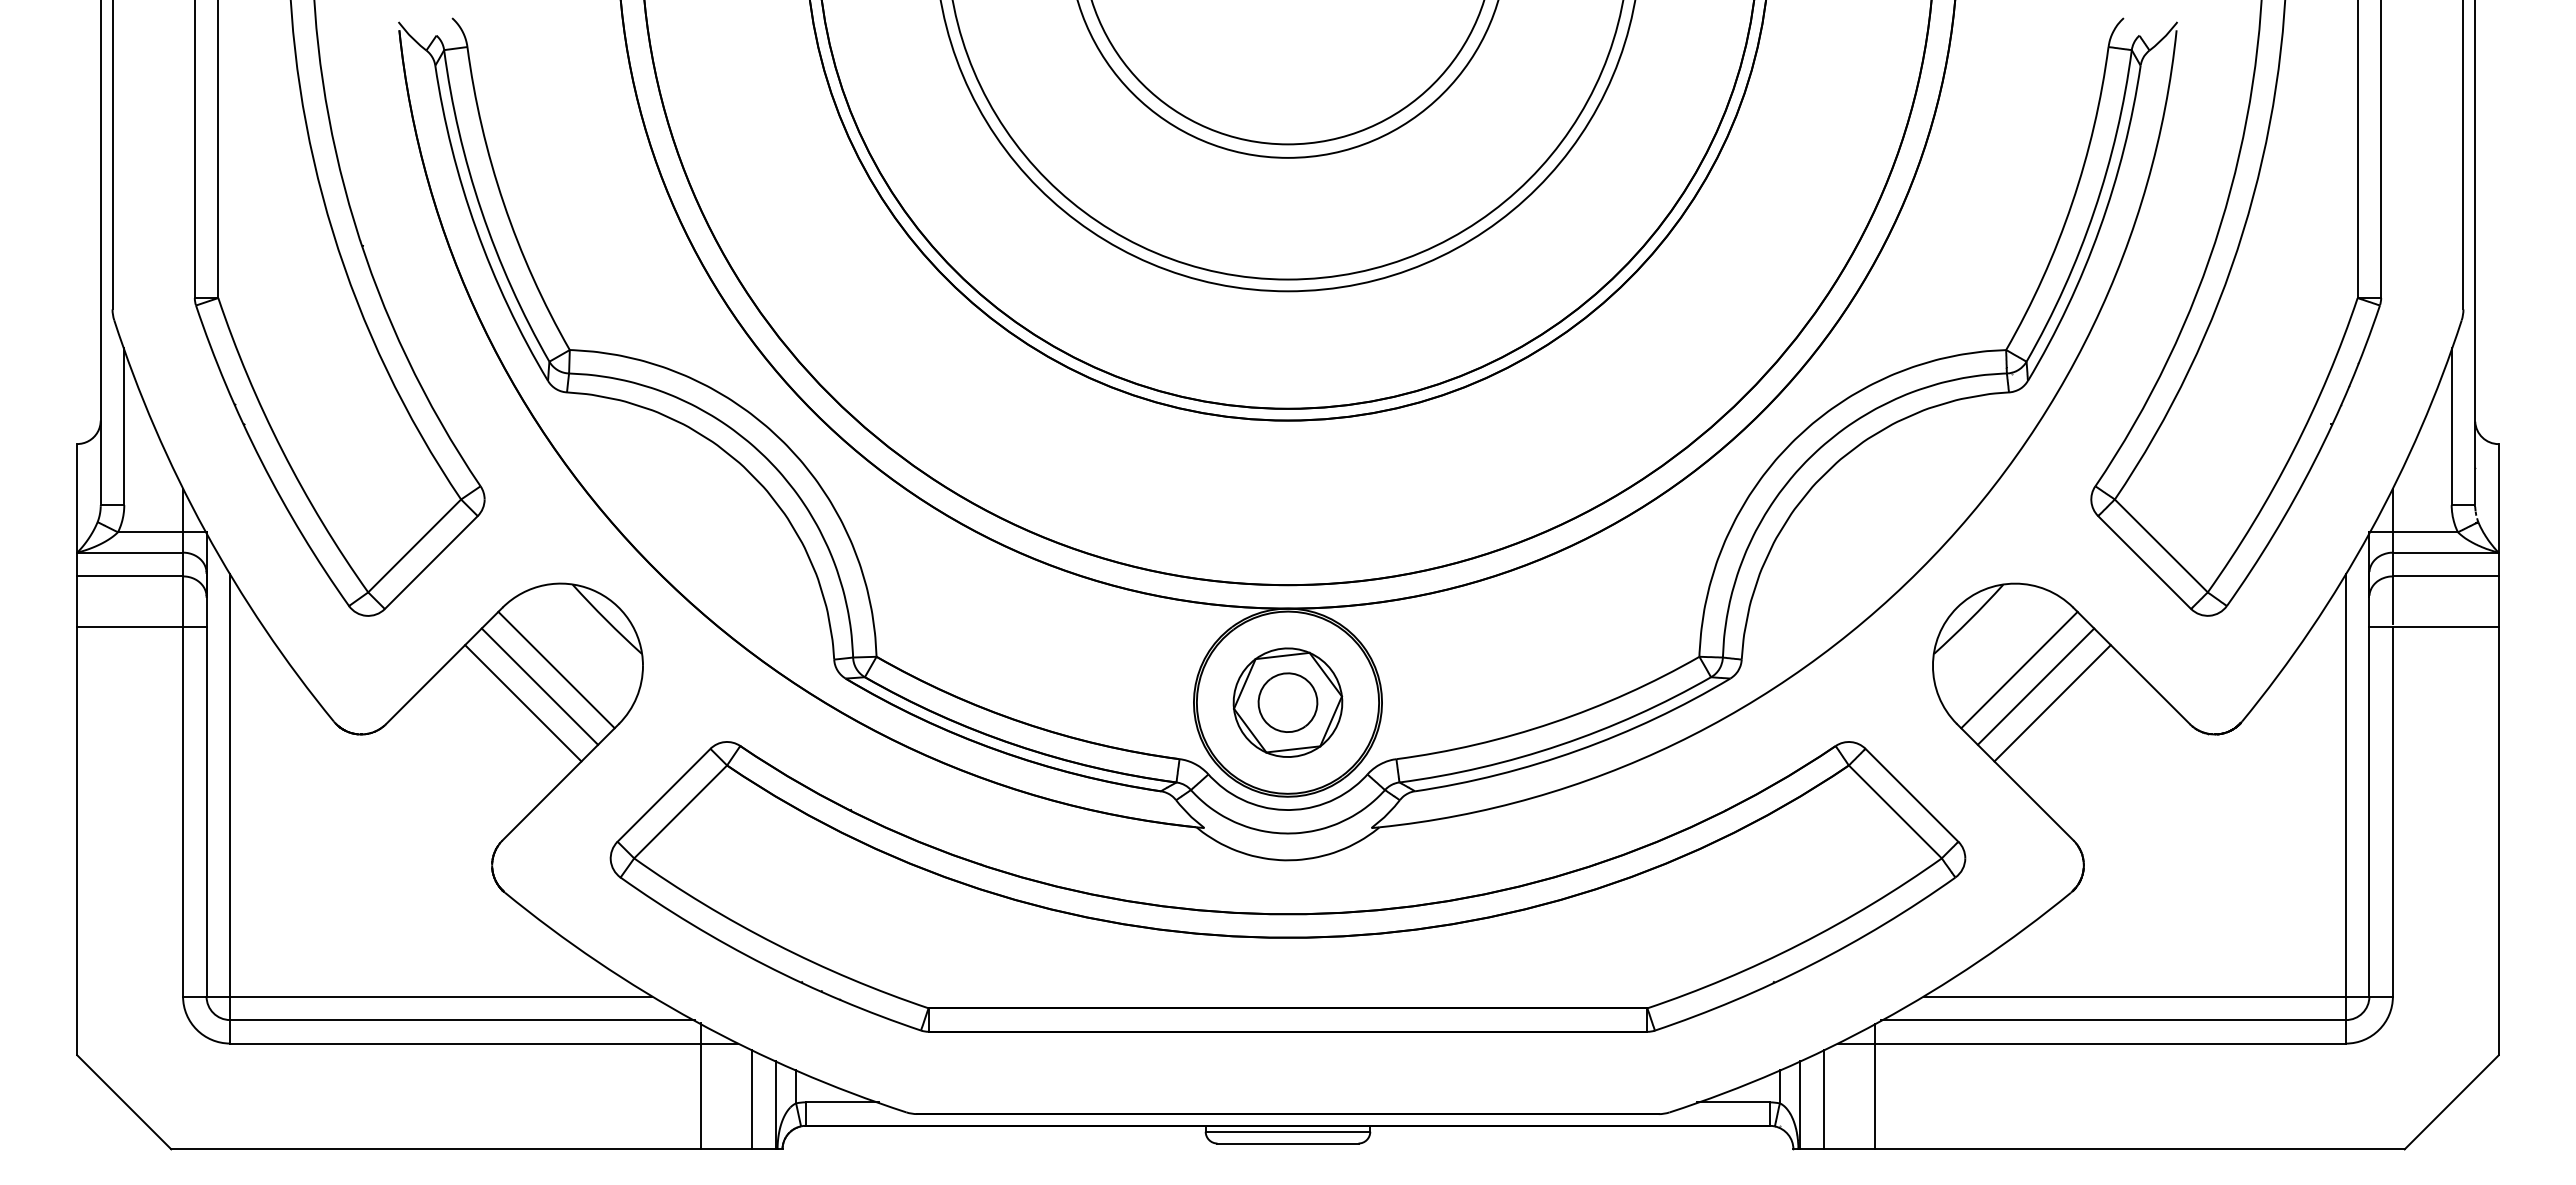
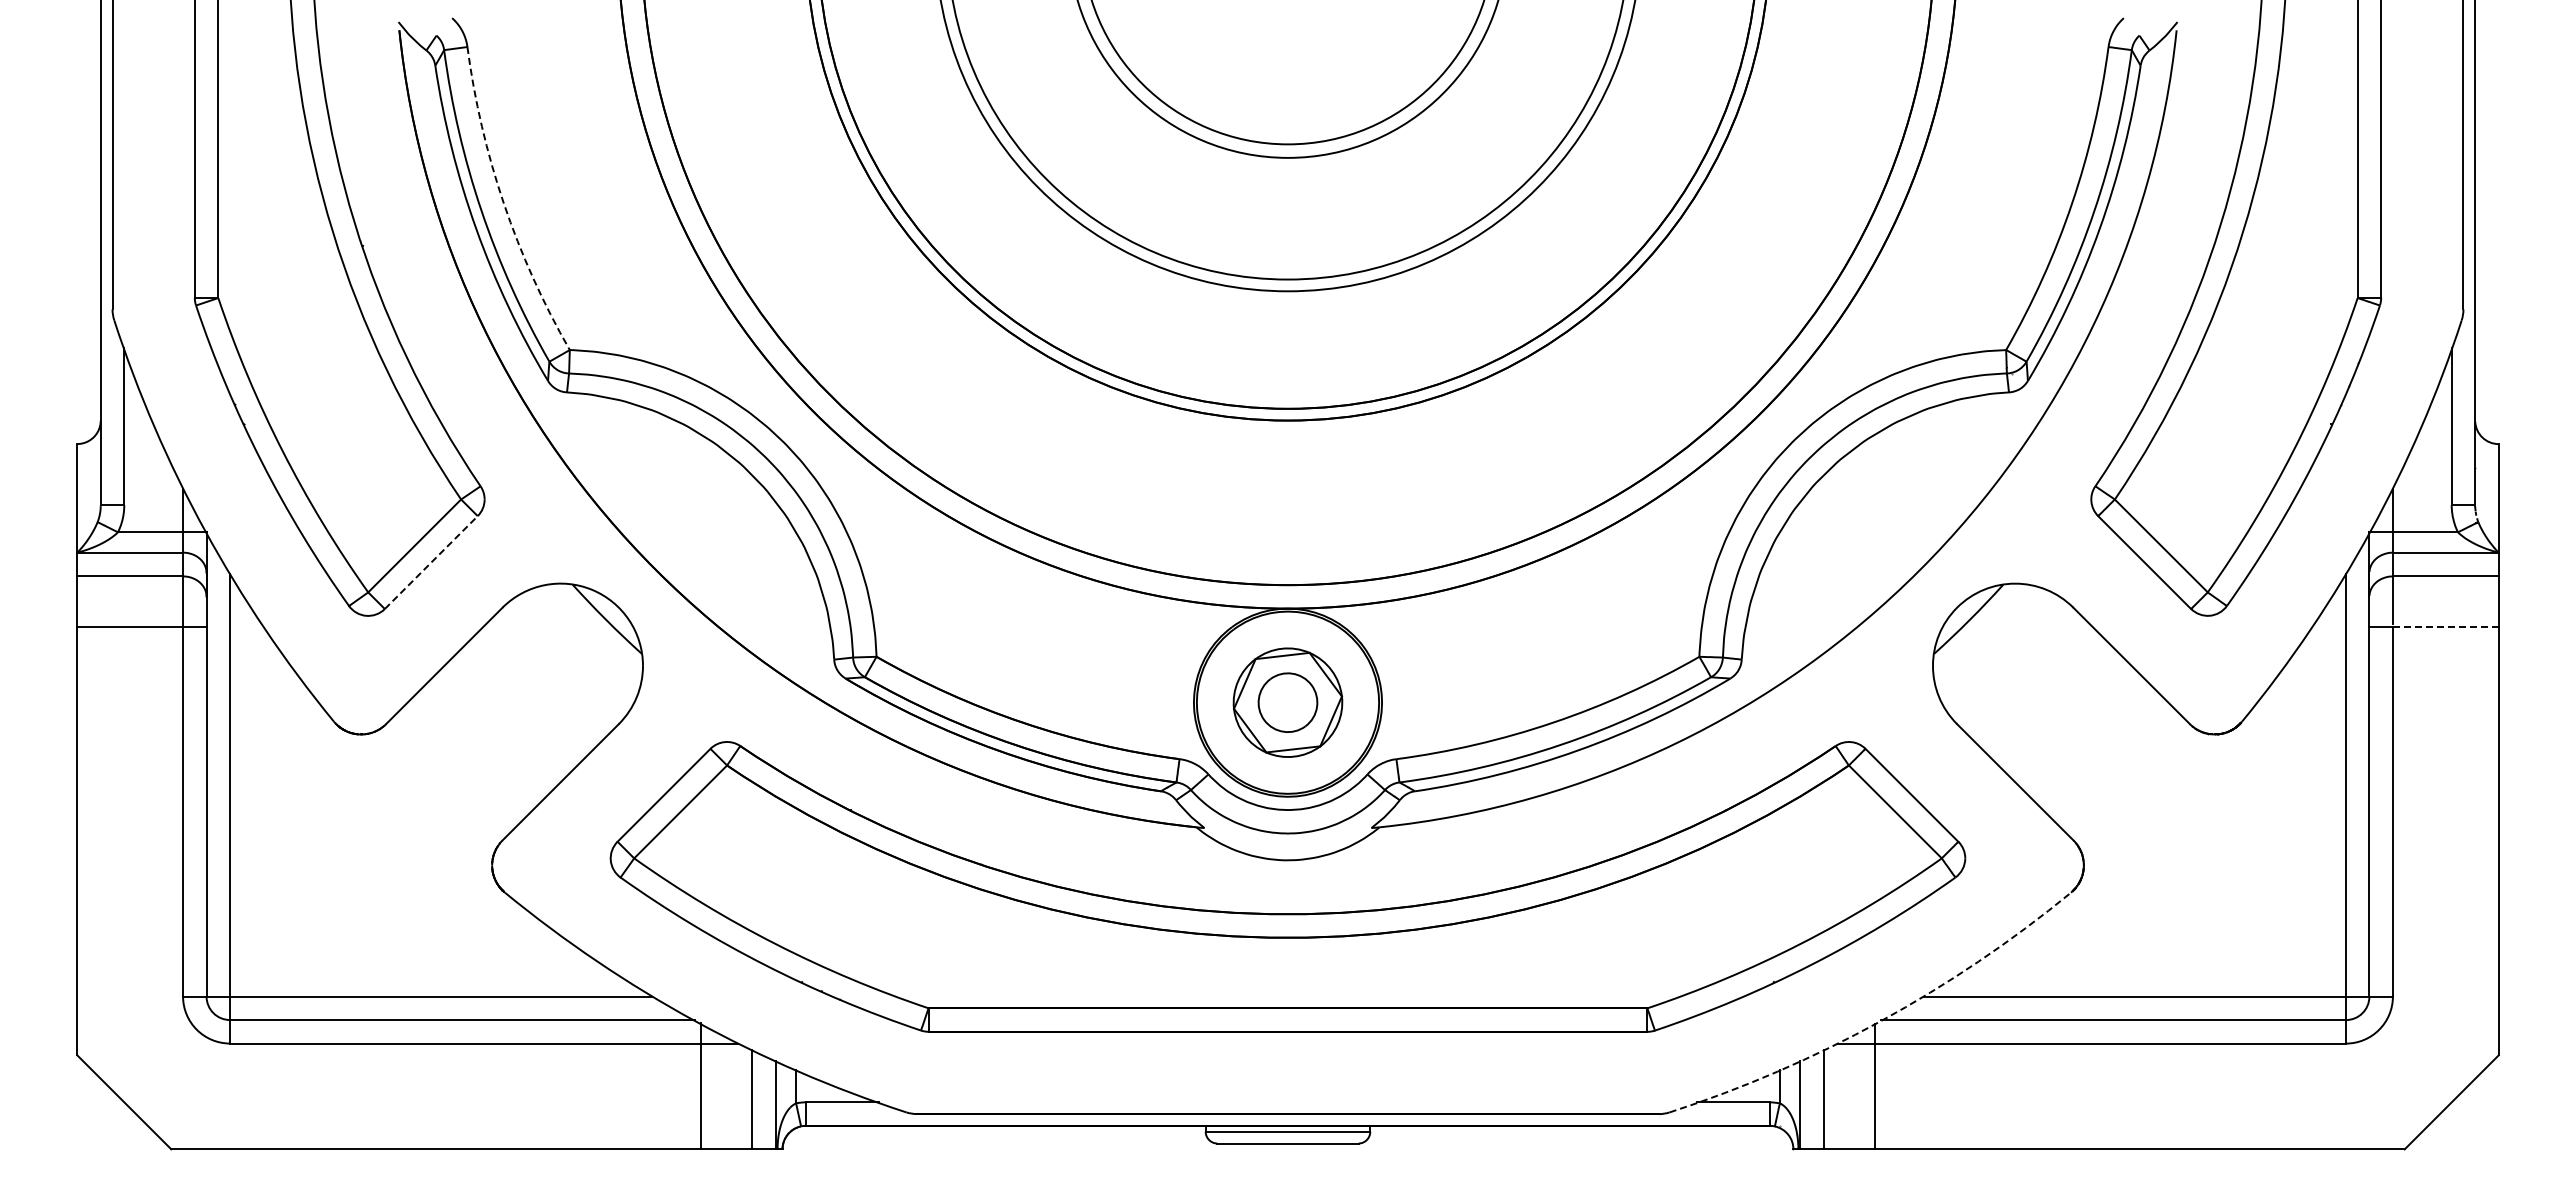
arc: solid -> dashed (503, 203)
line: solid -> dashed (431, 562)
line: solid -> dashed (2445, 627)
line: present -> none (556, 669)
line: present -> none (2019, 669)
line: present -> none (539, 686)
line: present -> none (2035, 686)
line: present -> none (523, 703)
line: present -> none (2052, 703)
arc: solid -> dashed (1880, 1021)
